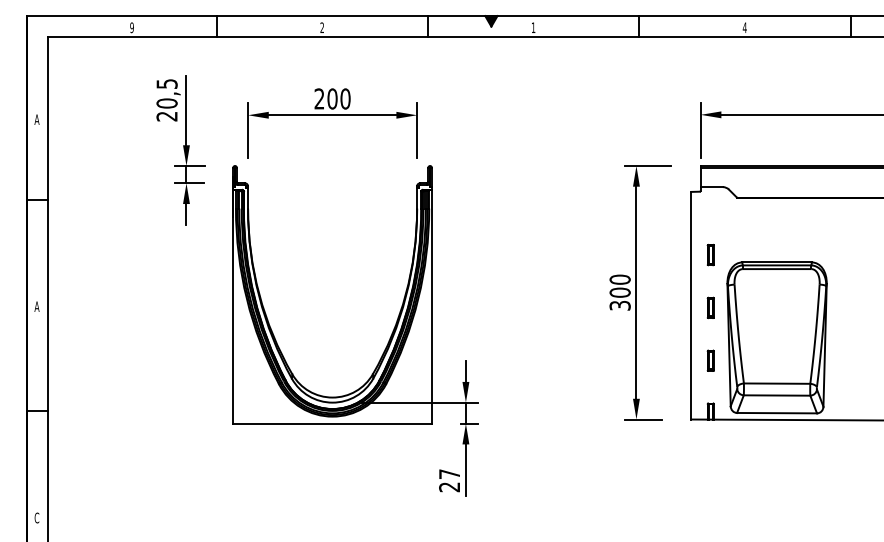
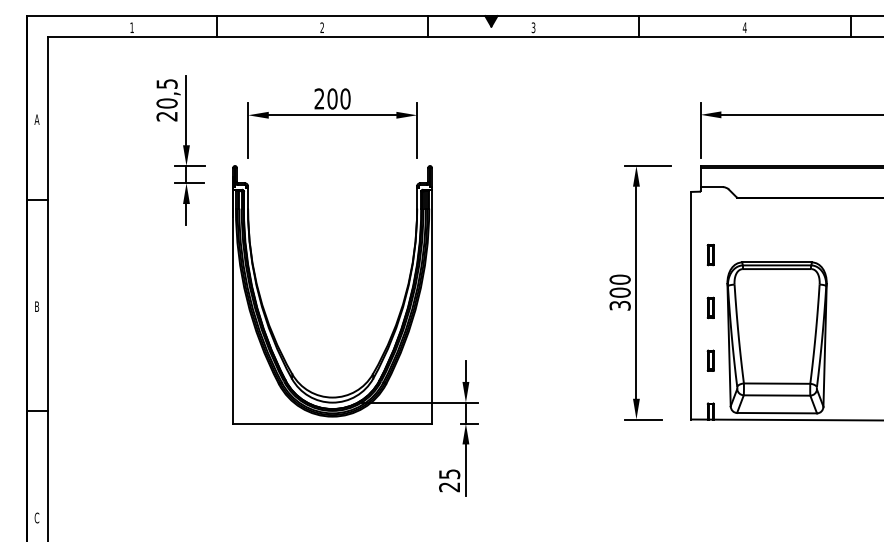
text: 9 -> 1 (131, 27)
text: 1 -> 3 (533, 27)
text: A -> B (36, 306)
text: 27 -> 25 (449, 474)
